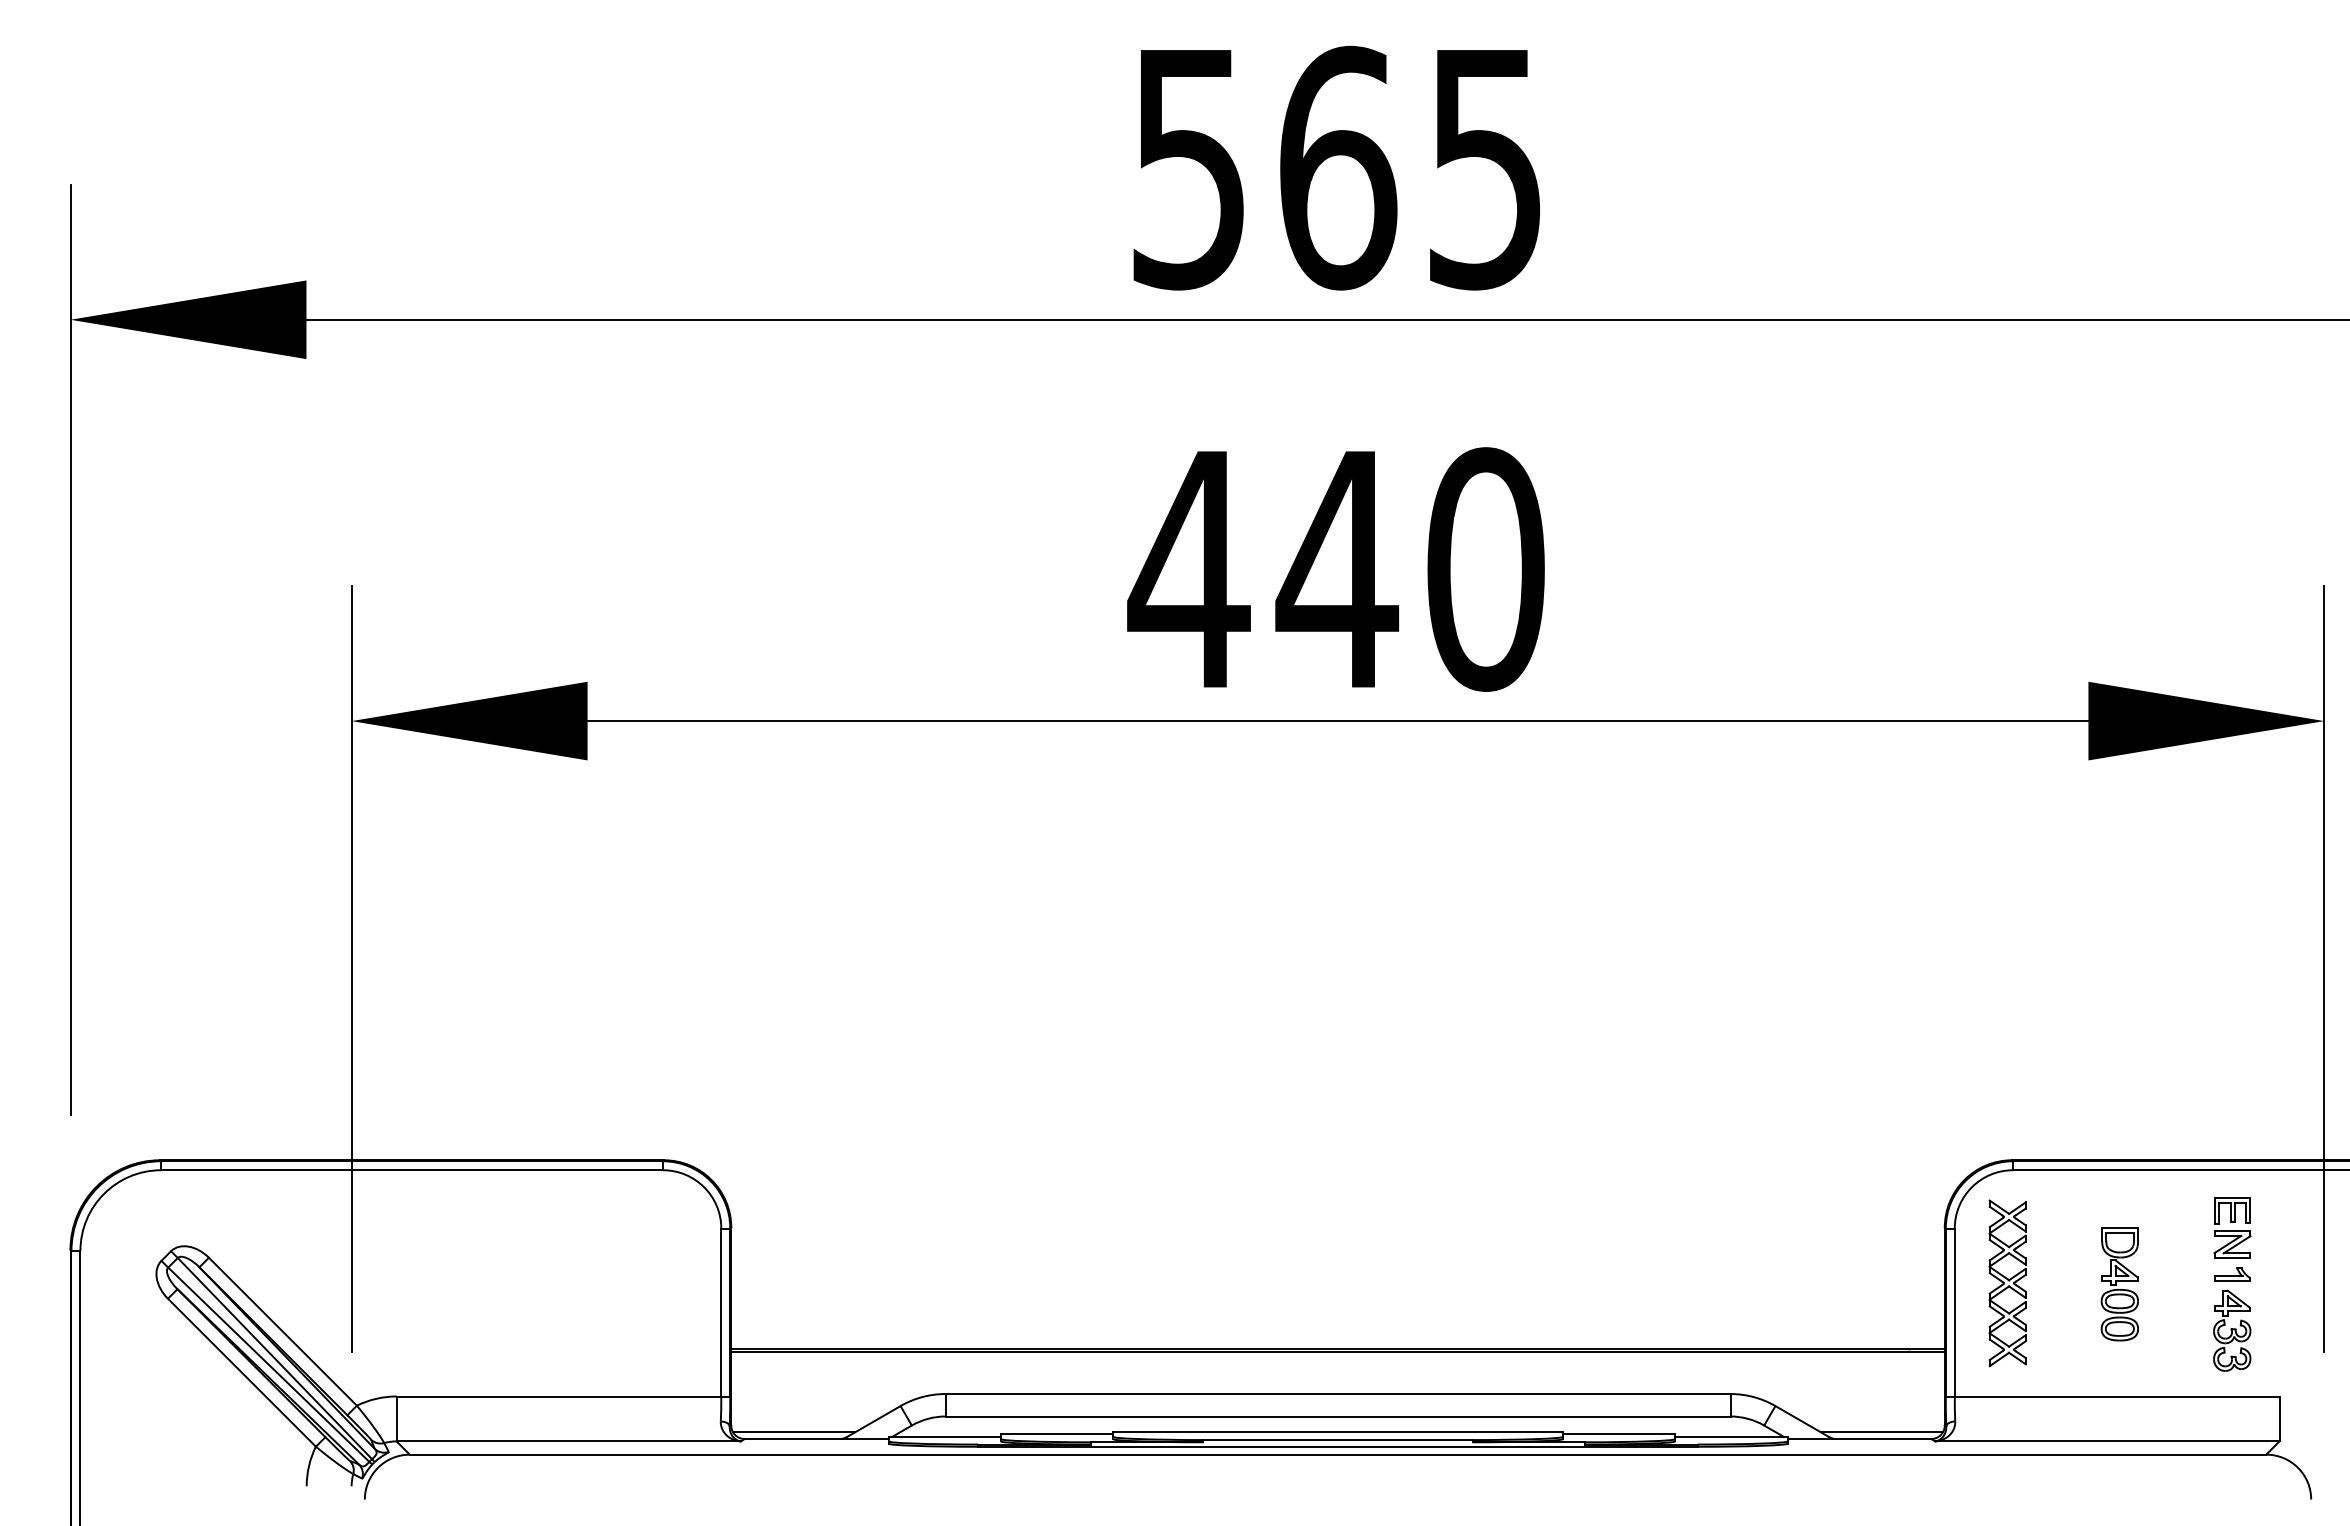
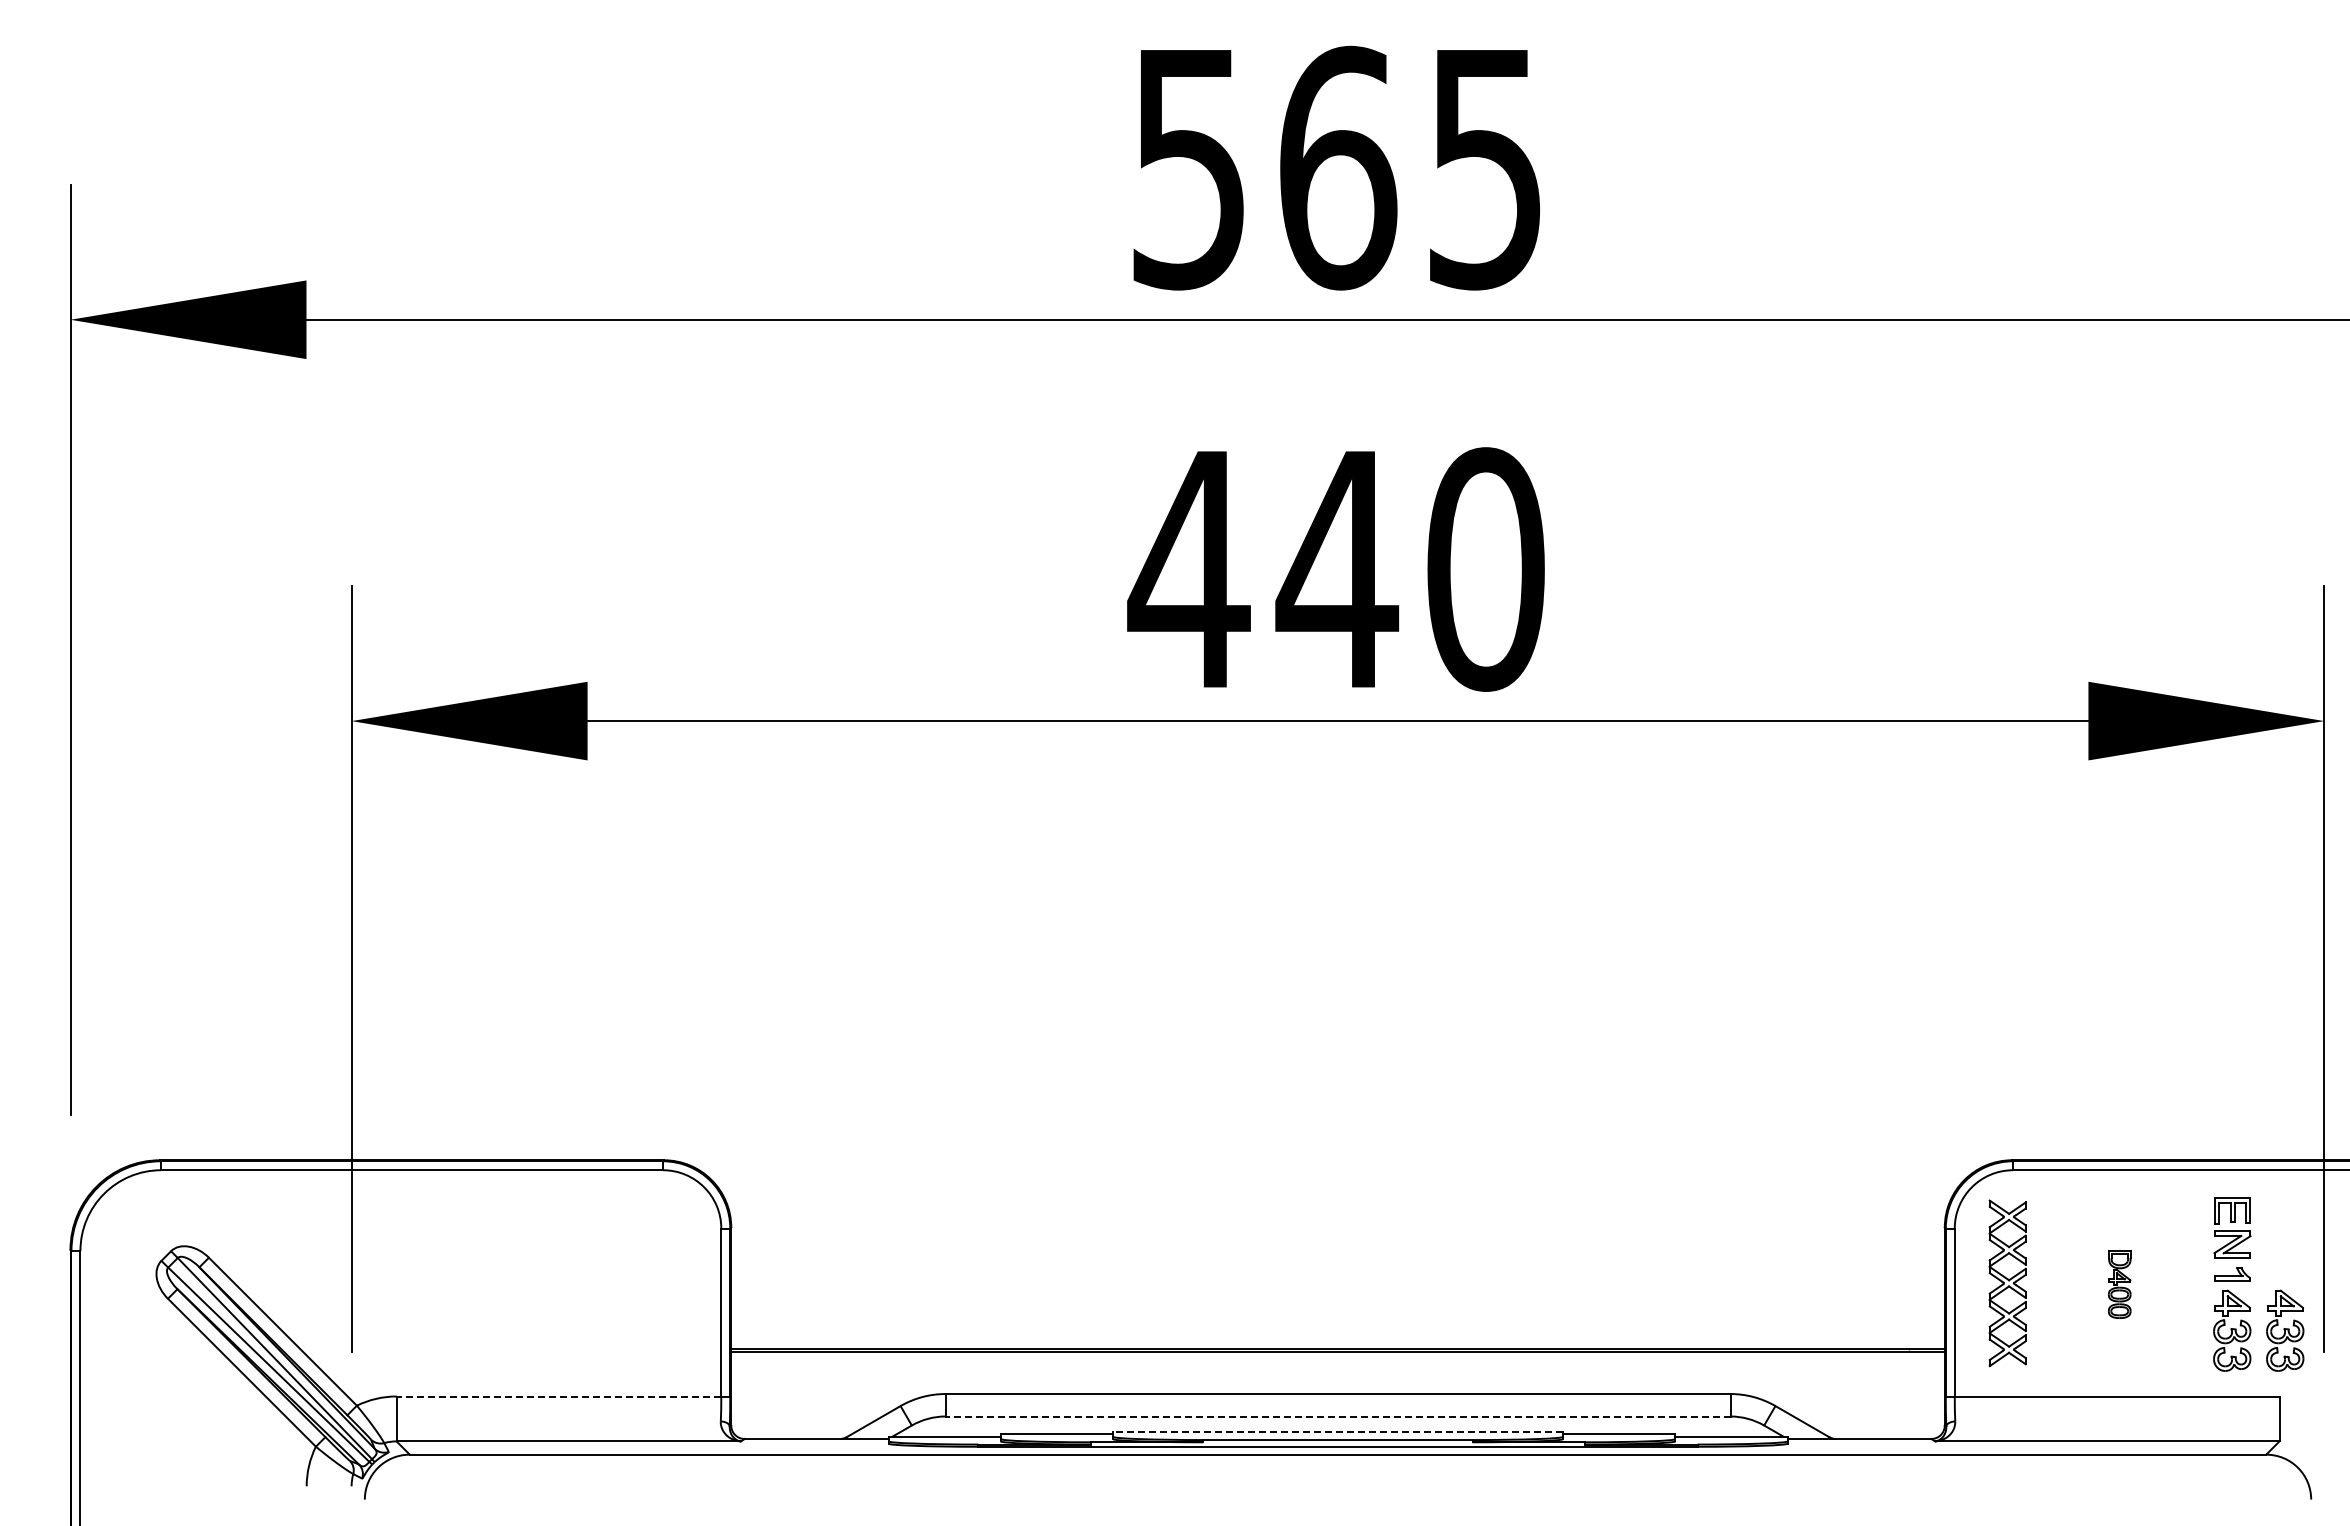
part size: 39x115 px -> 25x69 px (2119, 1284)
part: none -> present (2285, 1330)
line: solid -> dashed (558, 1396)
line: solid -> dashed (1337, 1416)
line: present -> none (793, 1432)
line: solid -> dashed (1338, 1432)
line: present -> none (1881, 1432)
